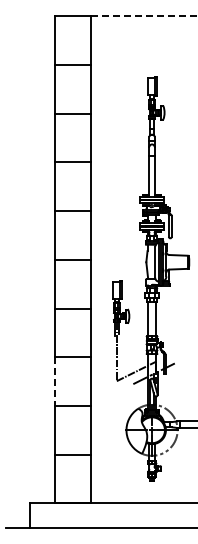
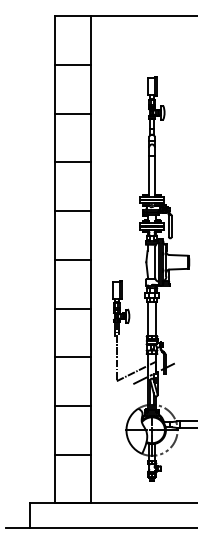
line: dashed -> solid (144, 16)
line: dashed -> solid (54, 382)
